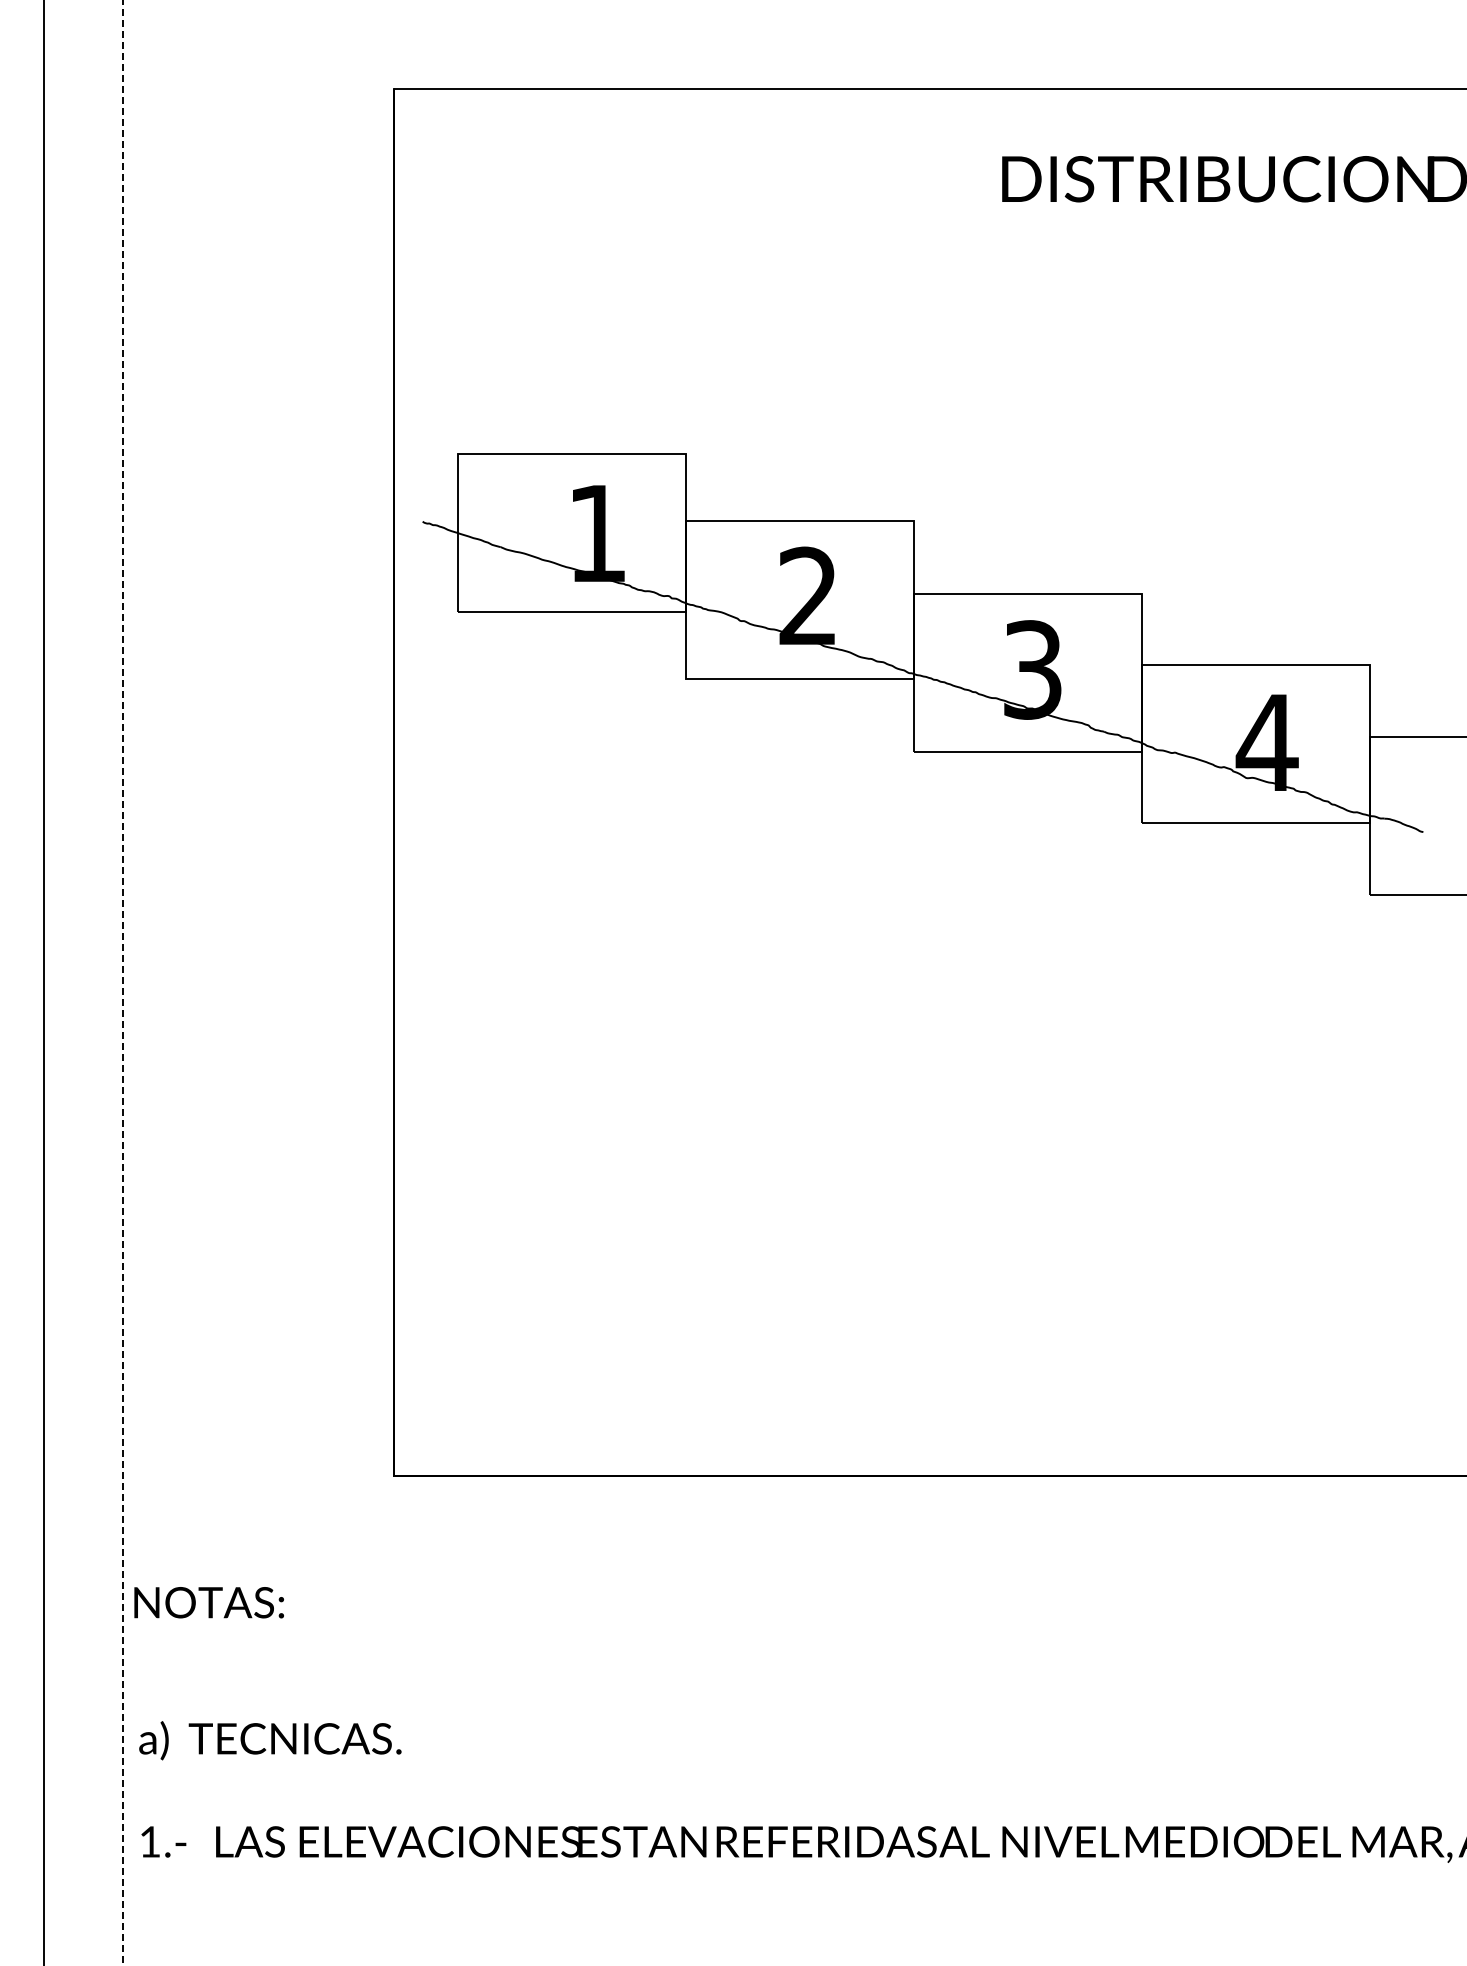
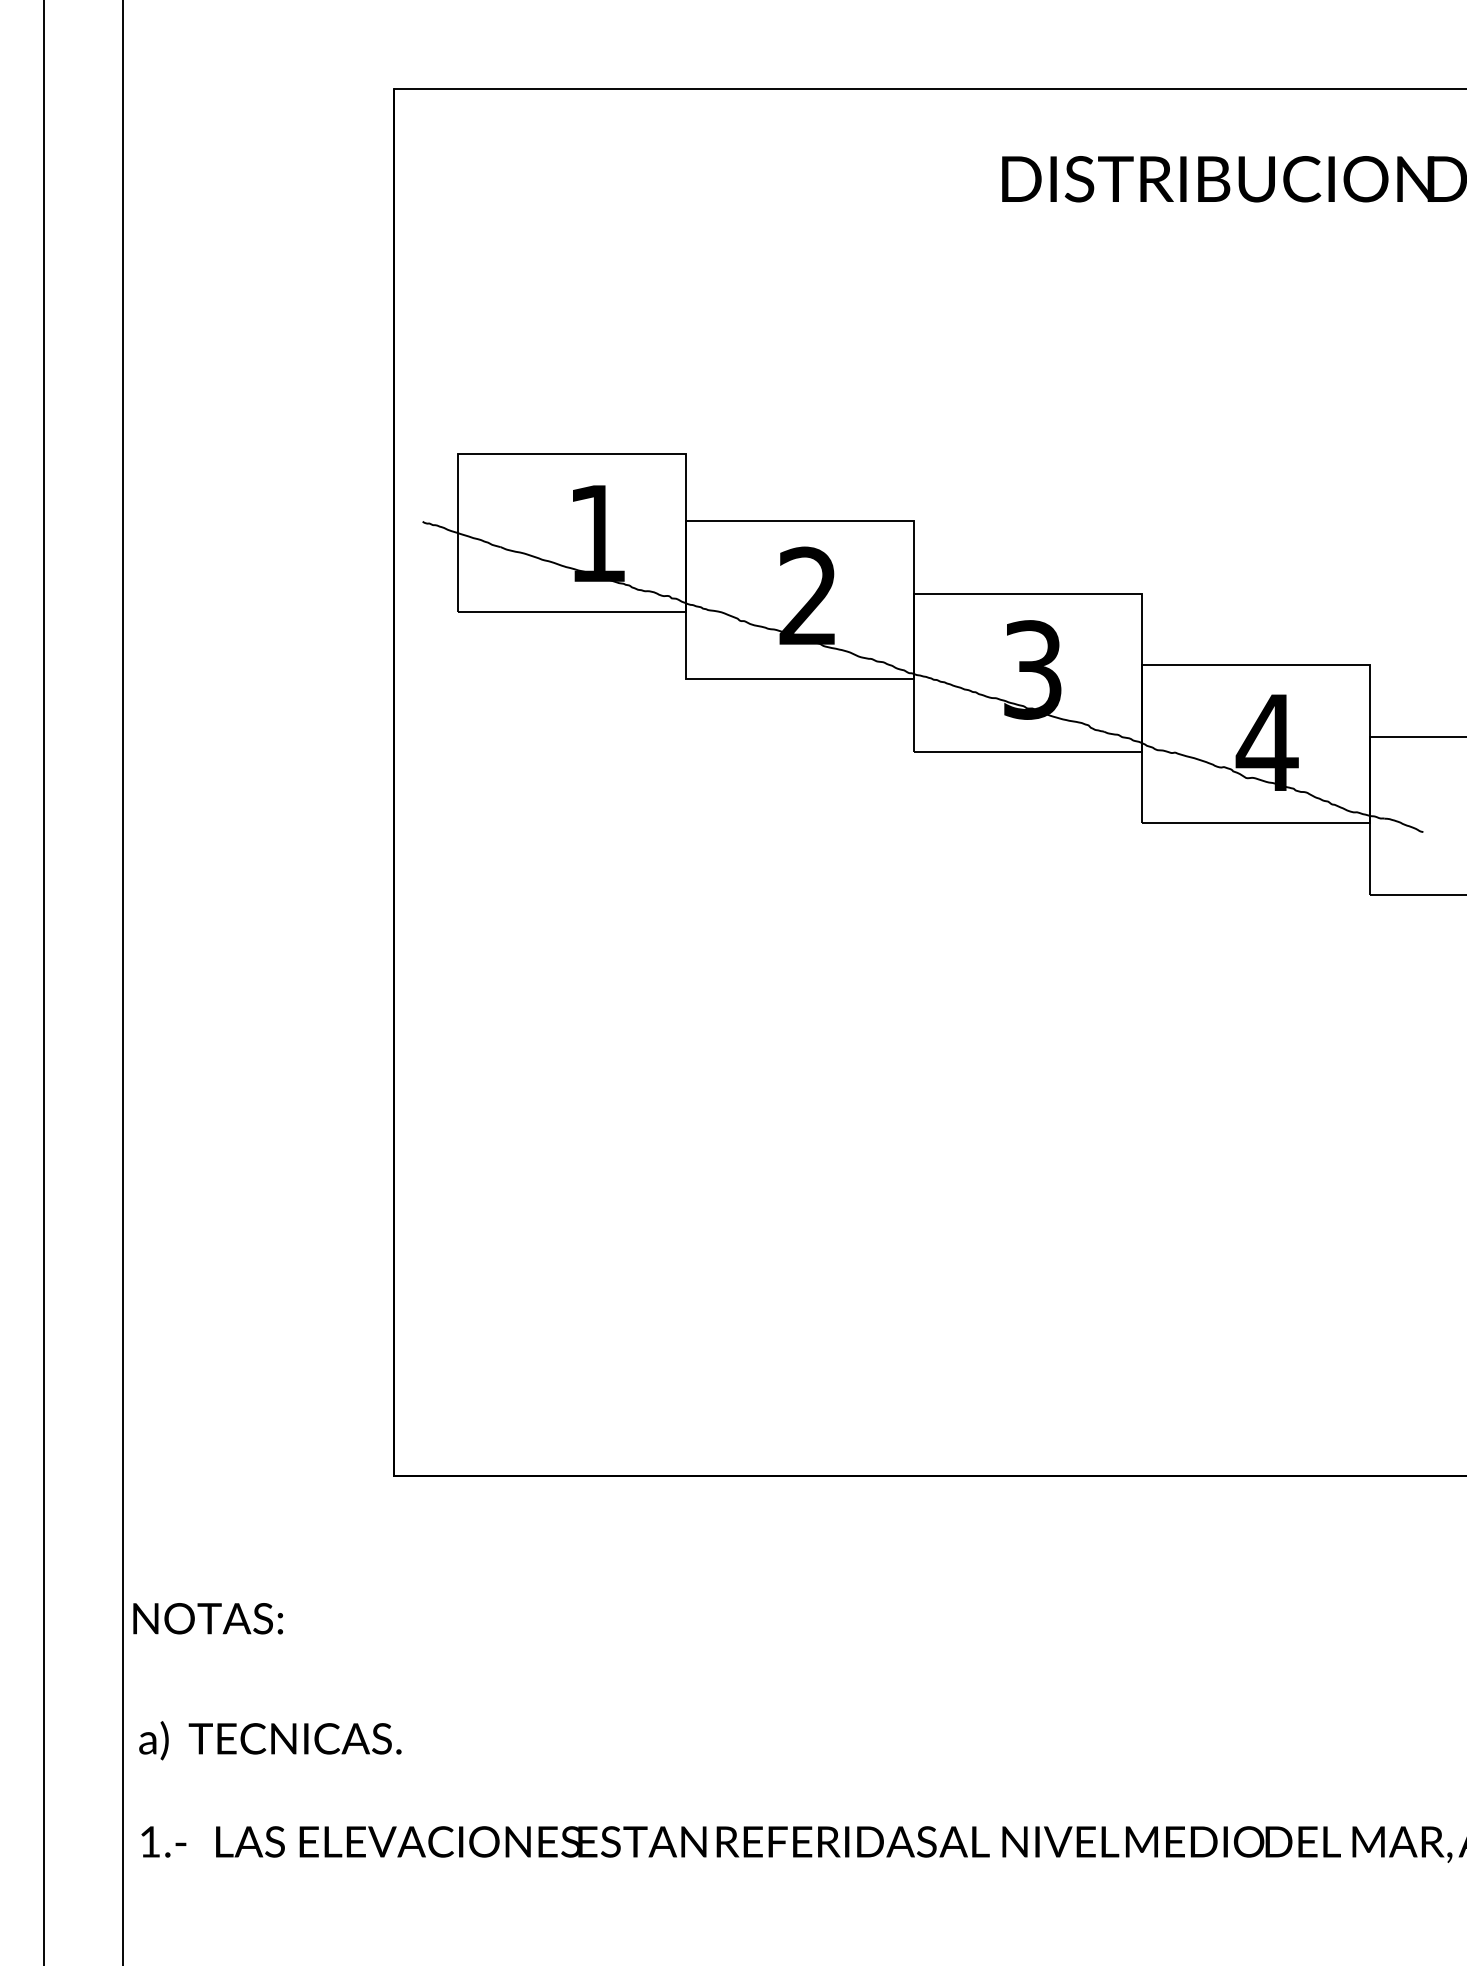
line: dashed -> solid (123, 981)
text position: (208, 1602) -> (207, 1618) (207, 1618)
